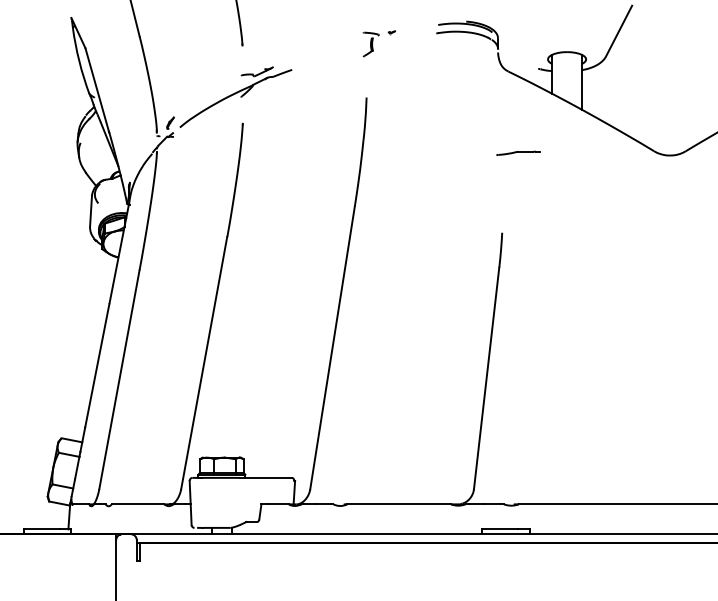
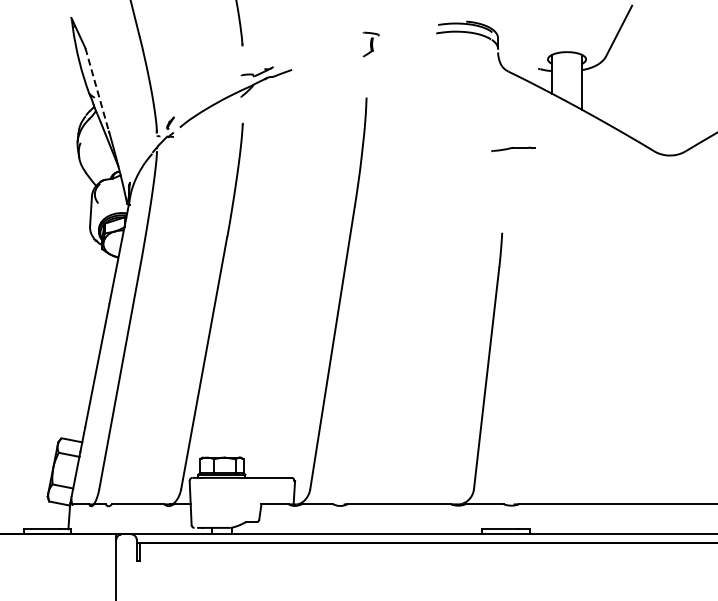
part: present -> none (391, 32)
line: solid -> dashed (97, 90)
part position: (518, 152) -> (513, 148) (513, 148)
